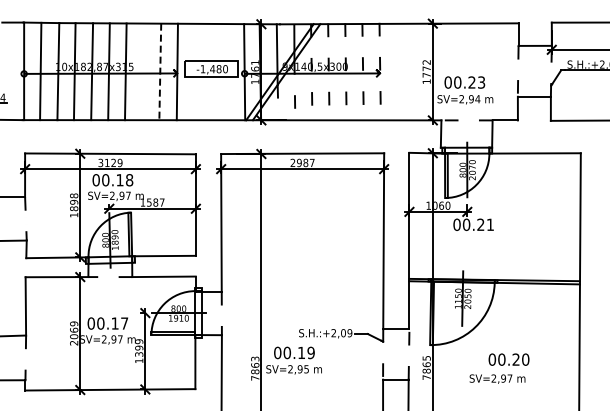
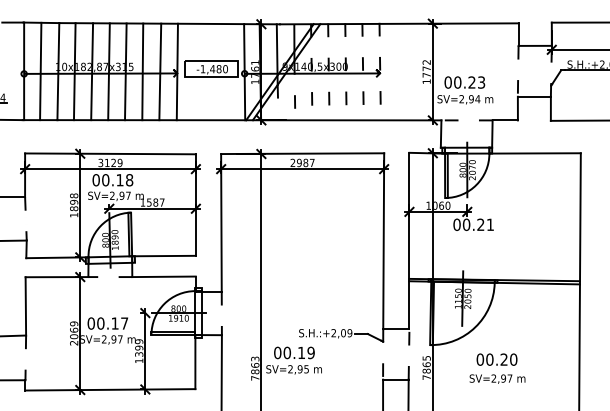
line: none -> present (142, 71)
line: dashed -> solid (160, 72)
text position: (508, 359) -> (496, 359) (496, 359)
